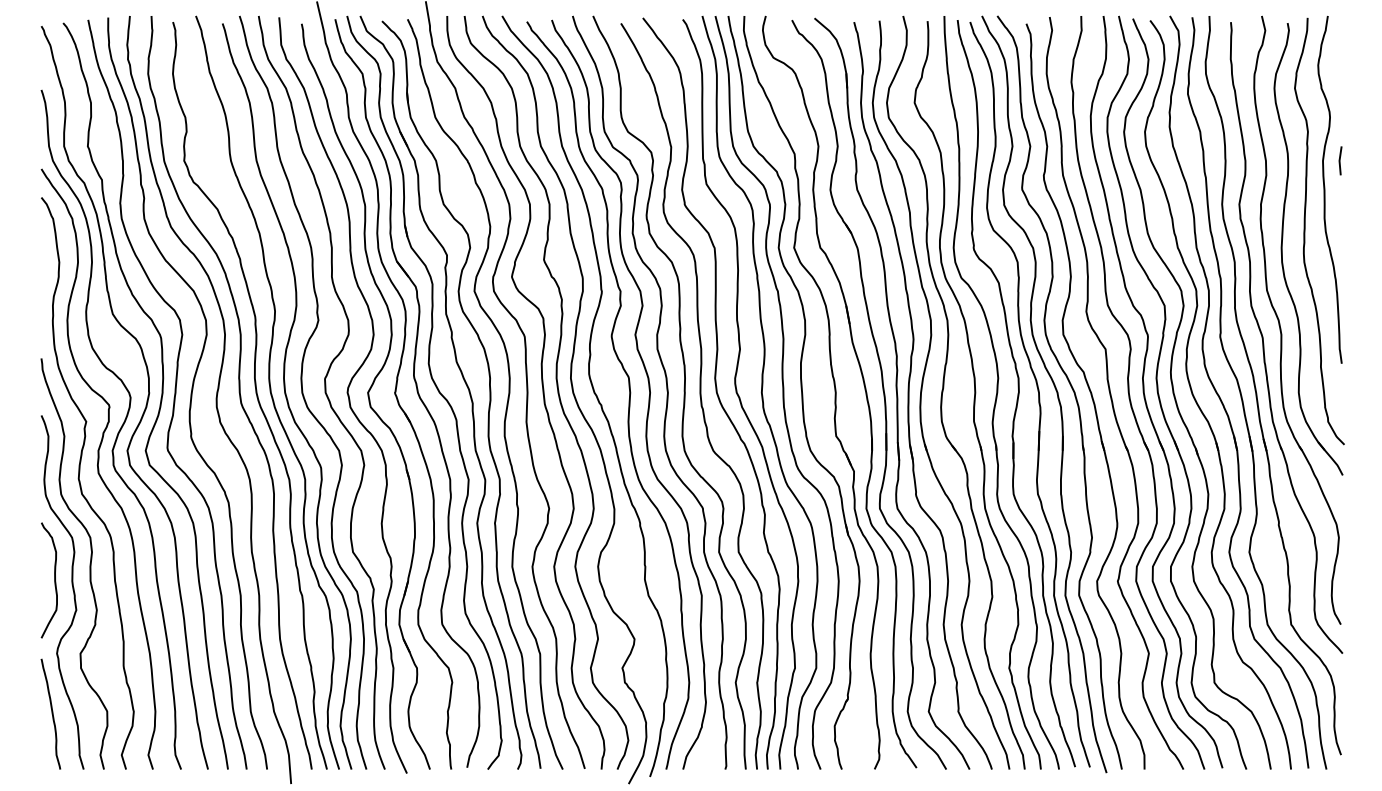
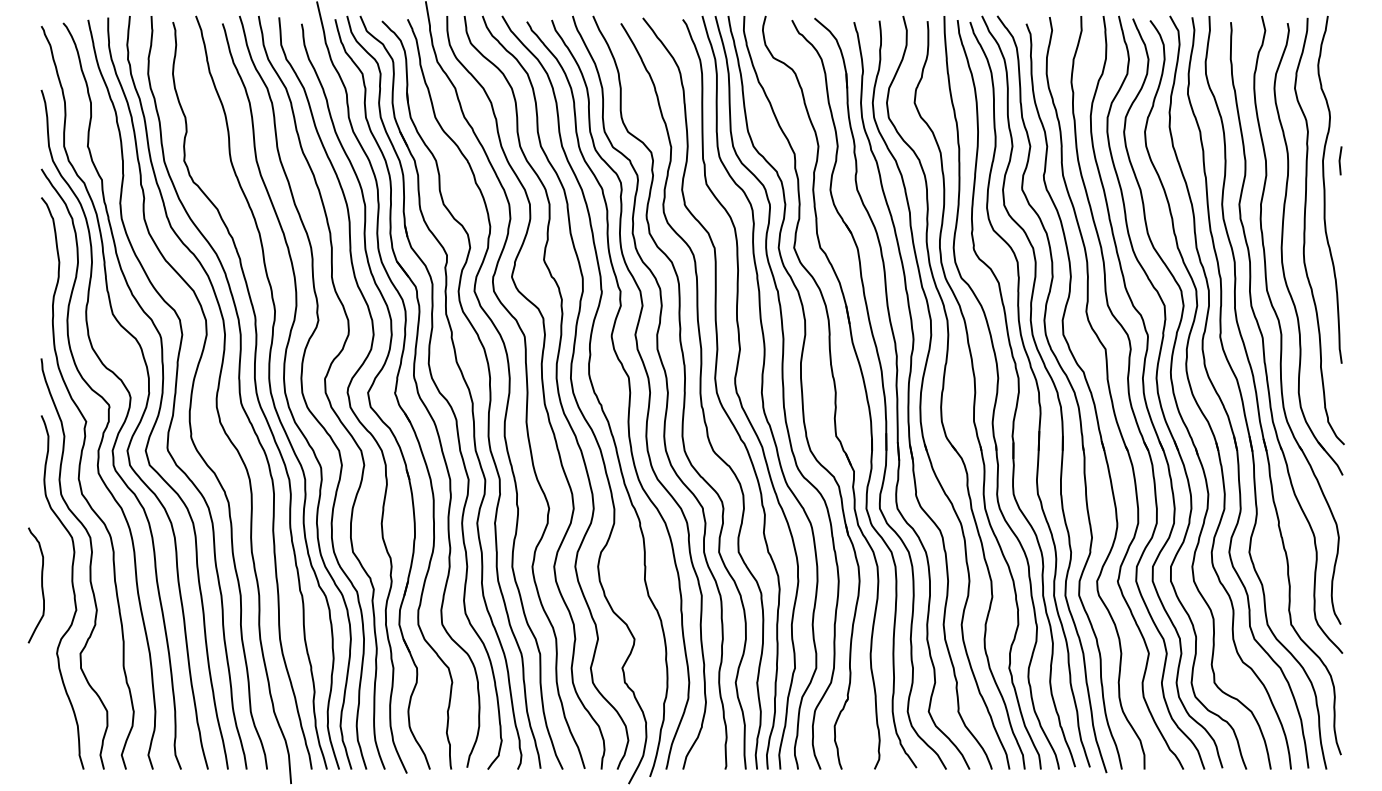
curve position: (54, 580) -> (41, 585) (41, 585)
curve: present -> none (51, 713)
